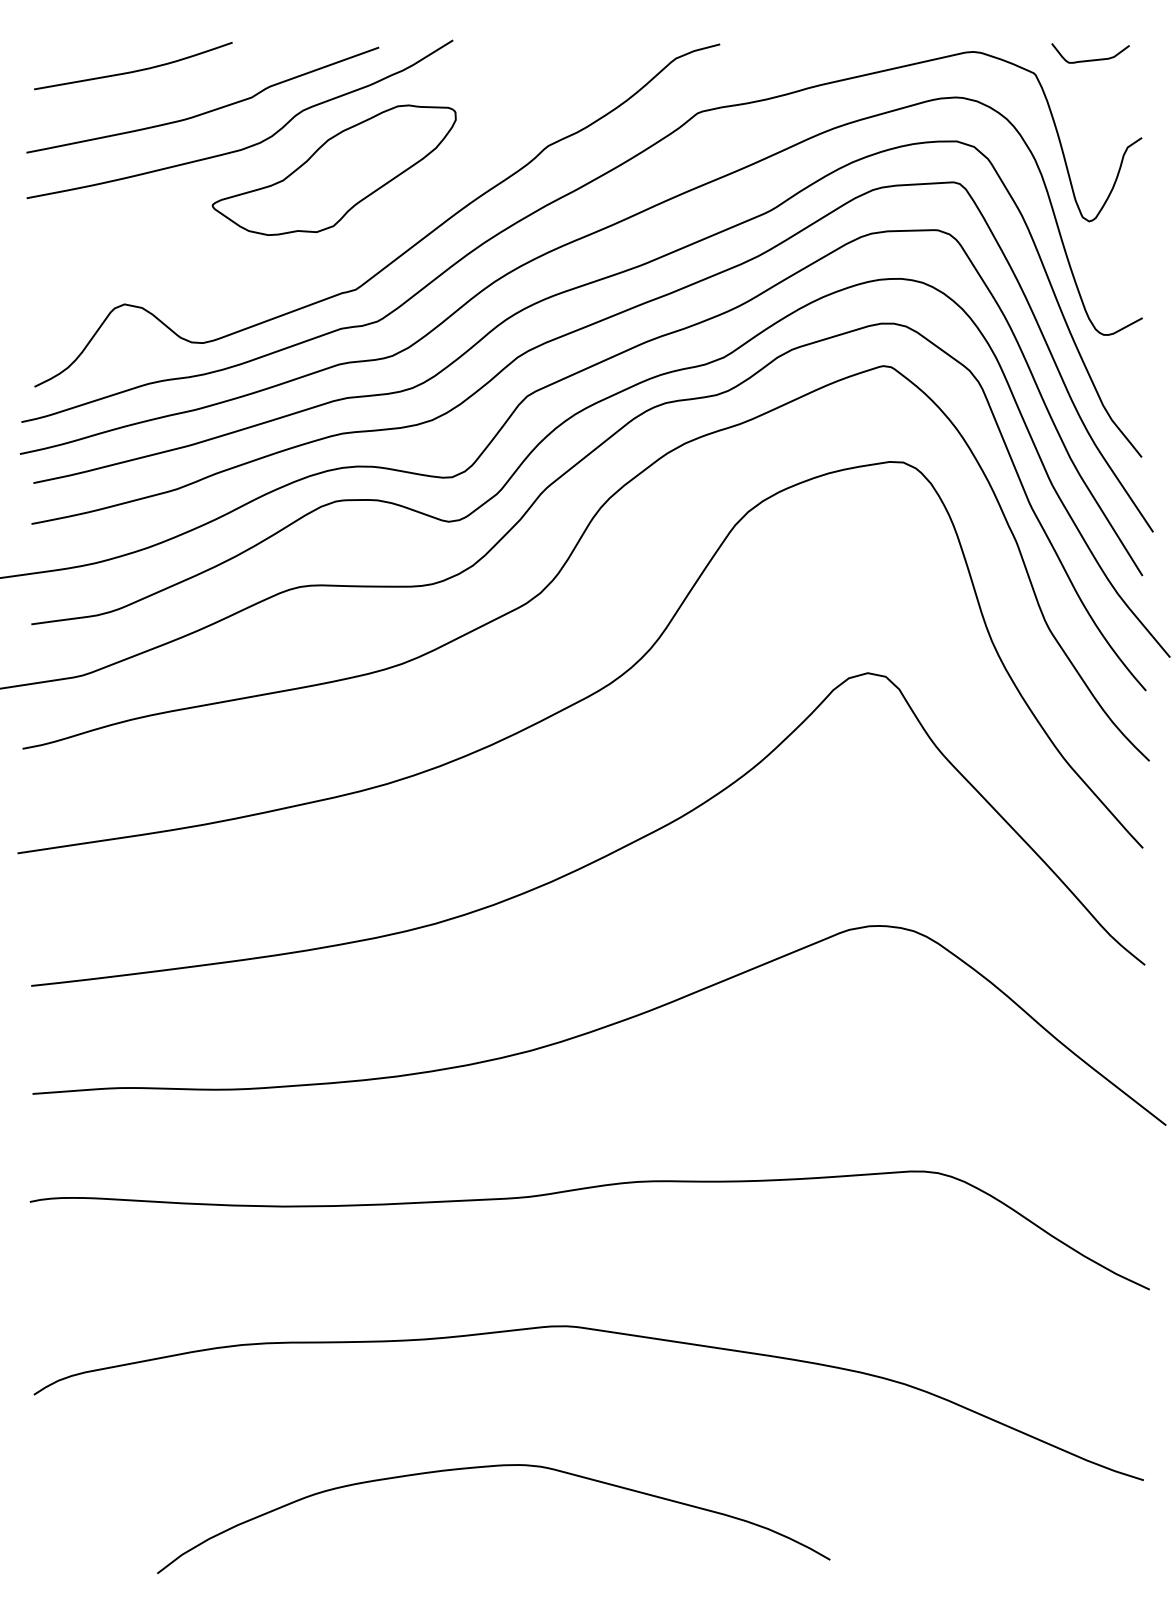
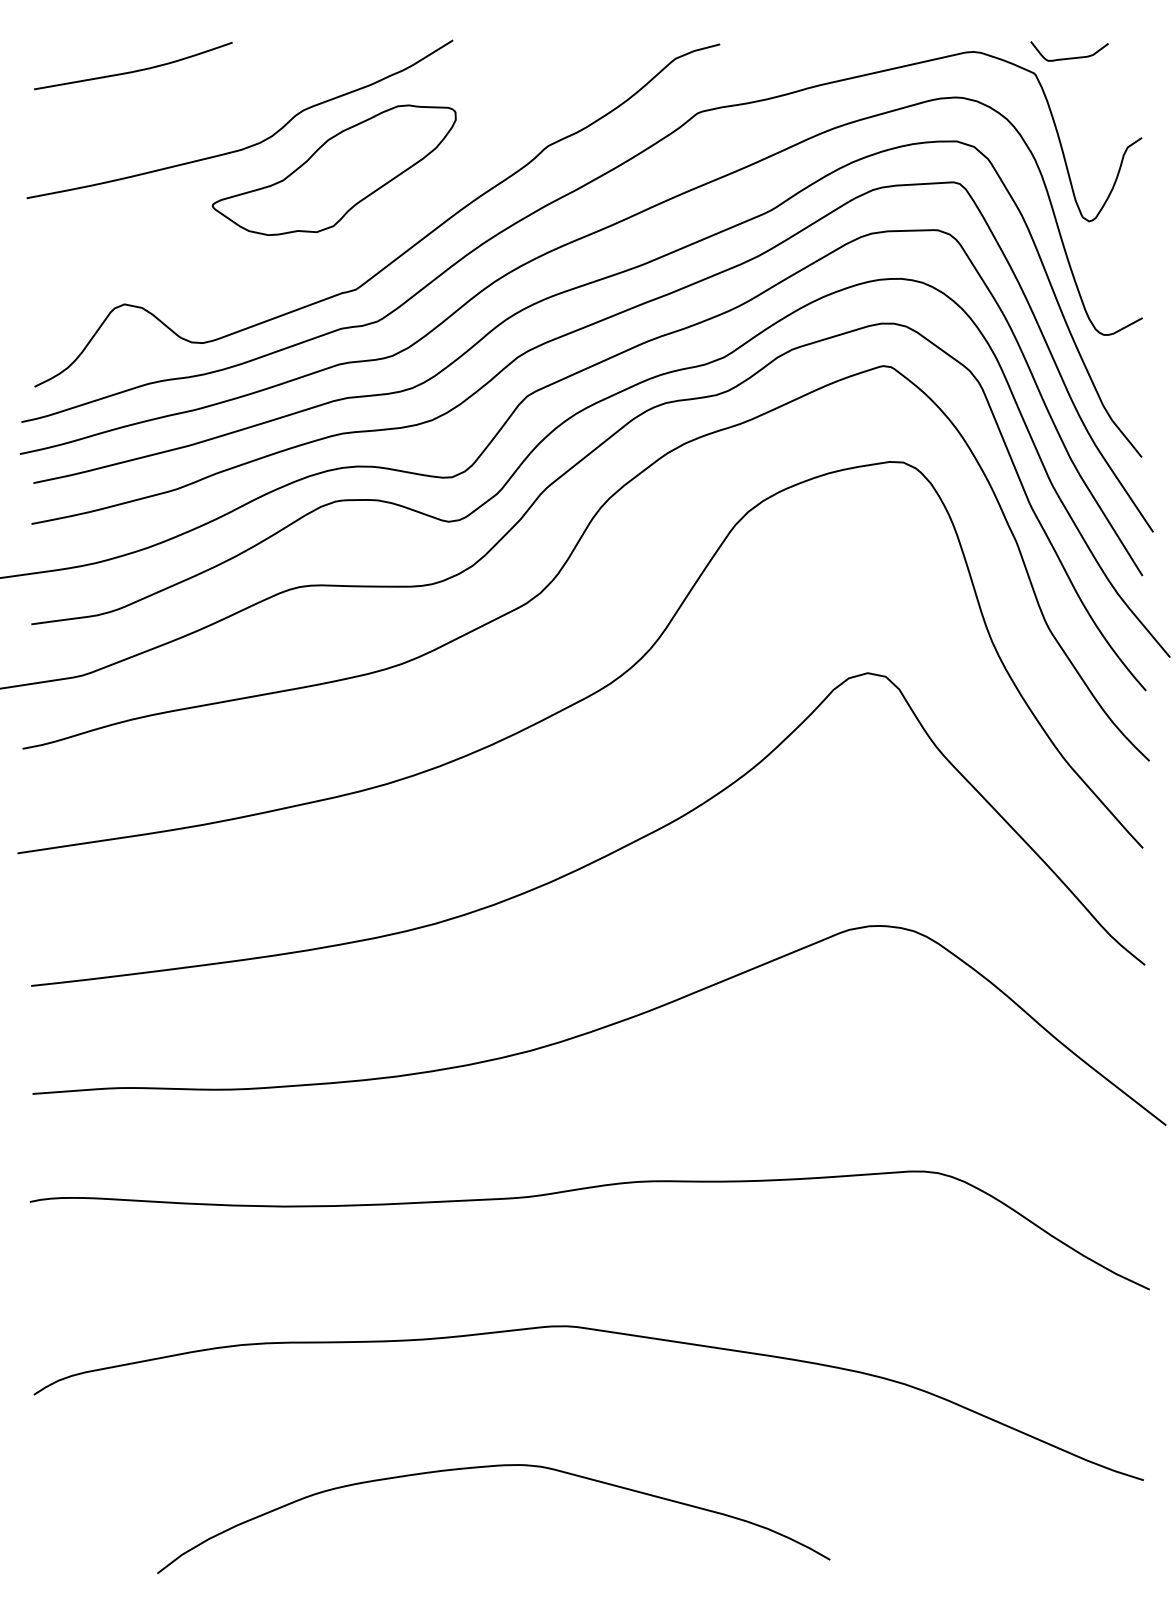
curve position: (1090, 59) -> (1069, 57) (1069, 57)
curve: present -> none (206, 111)
